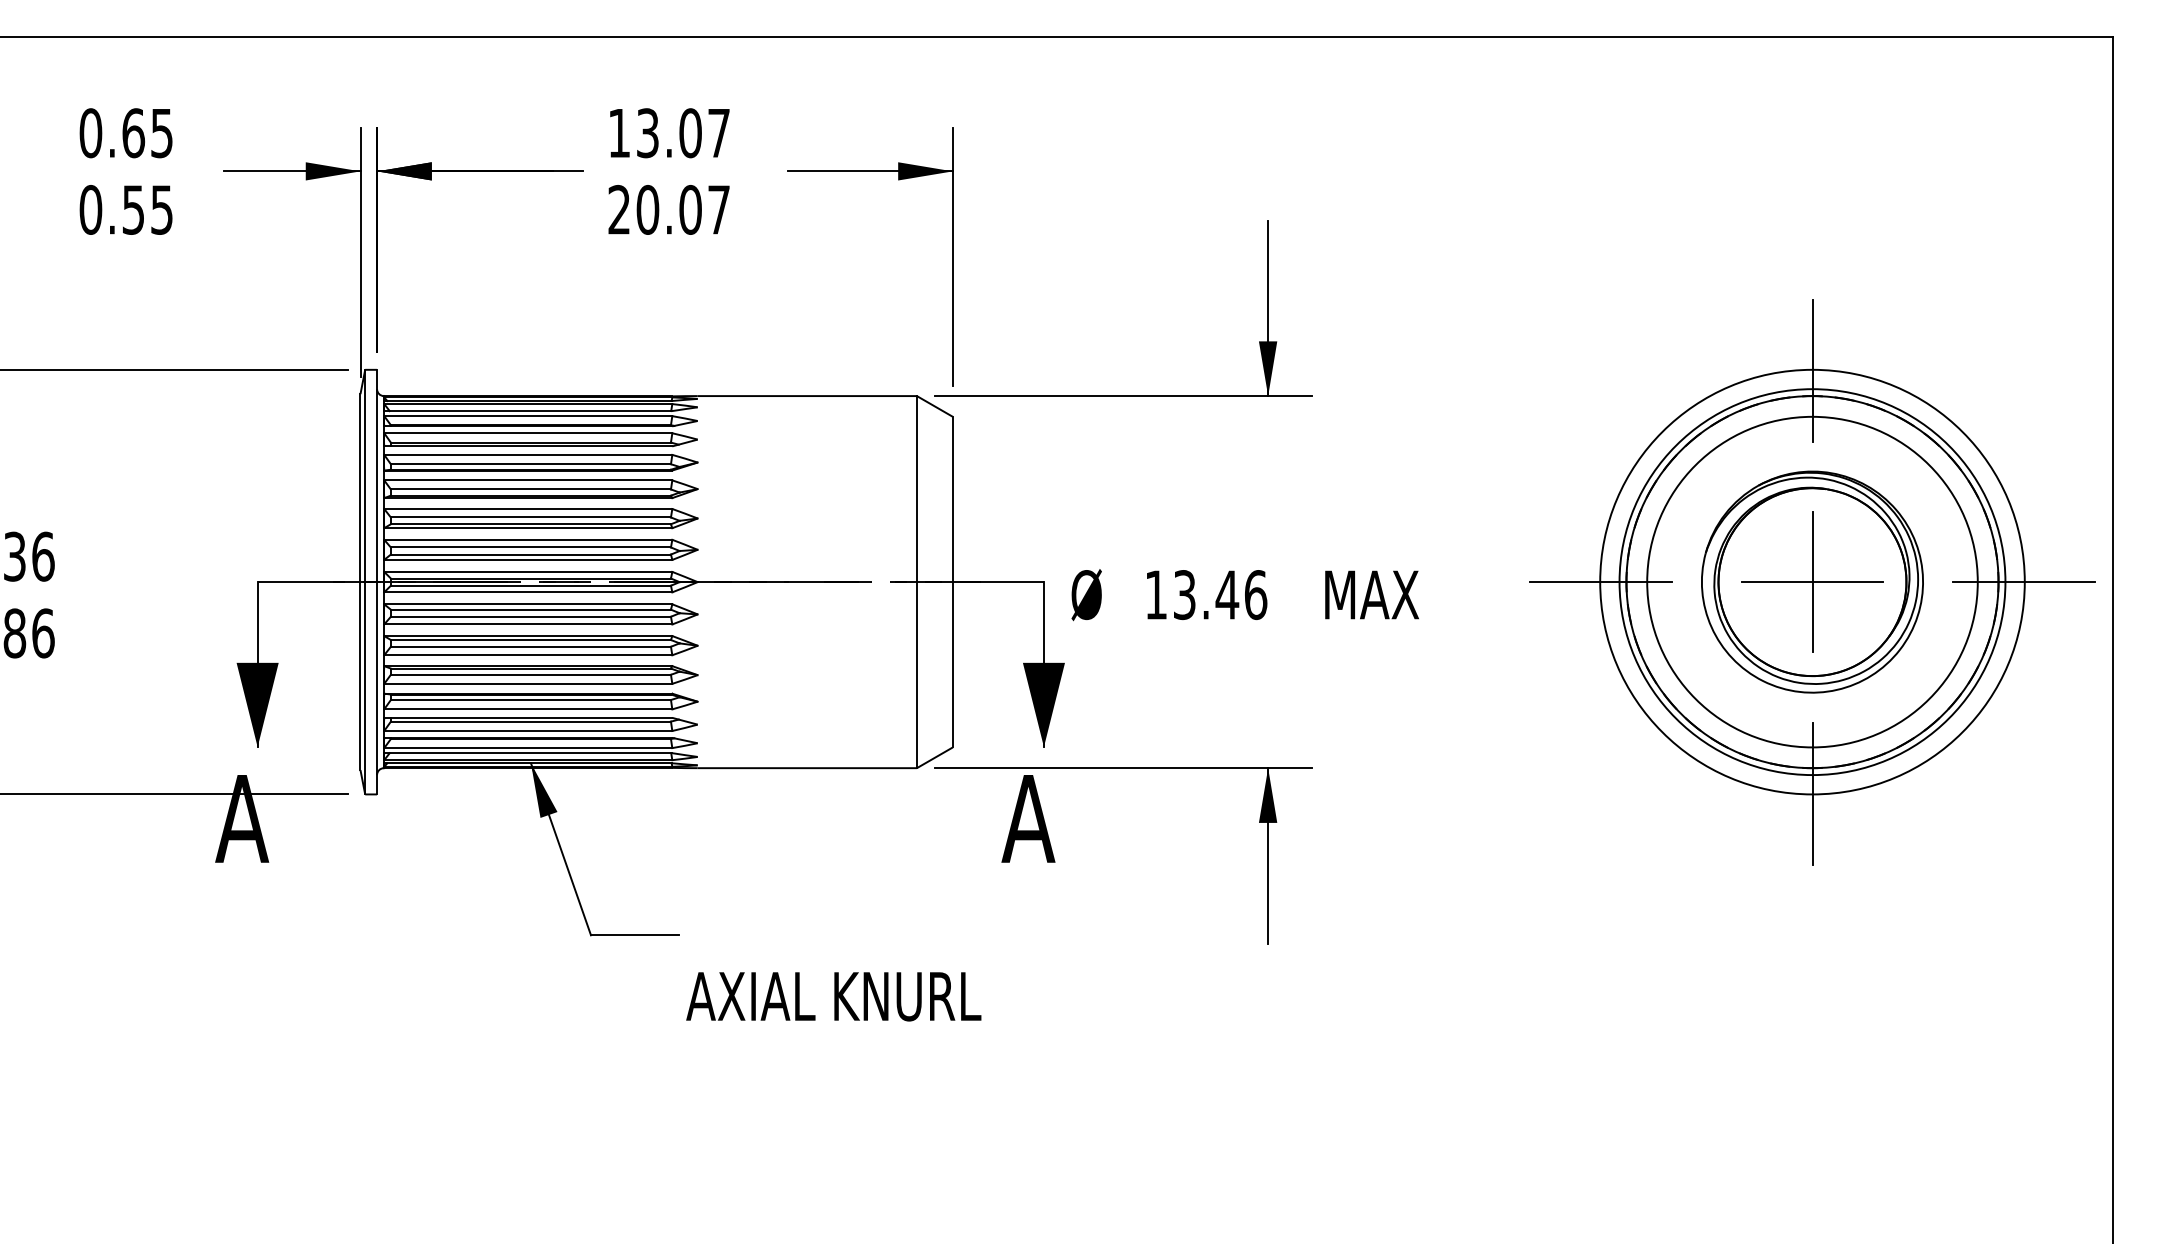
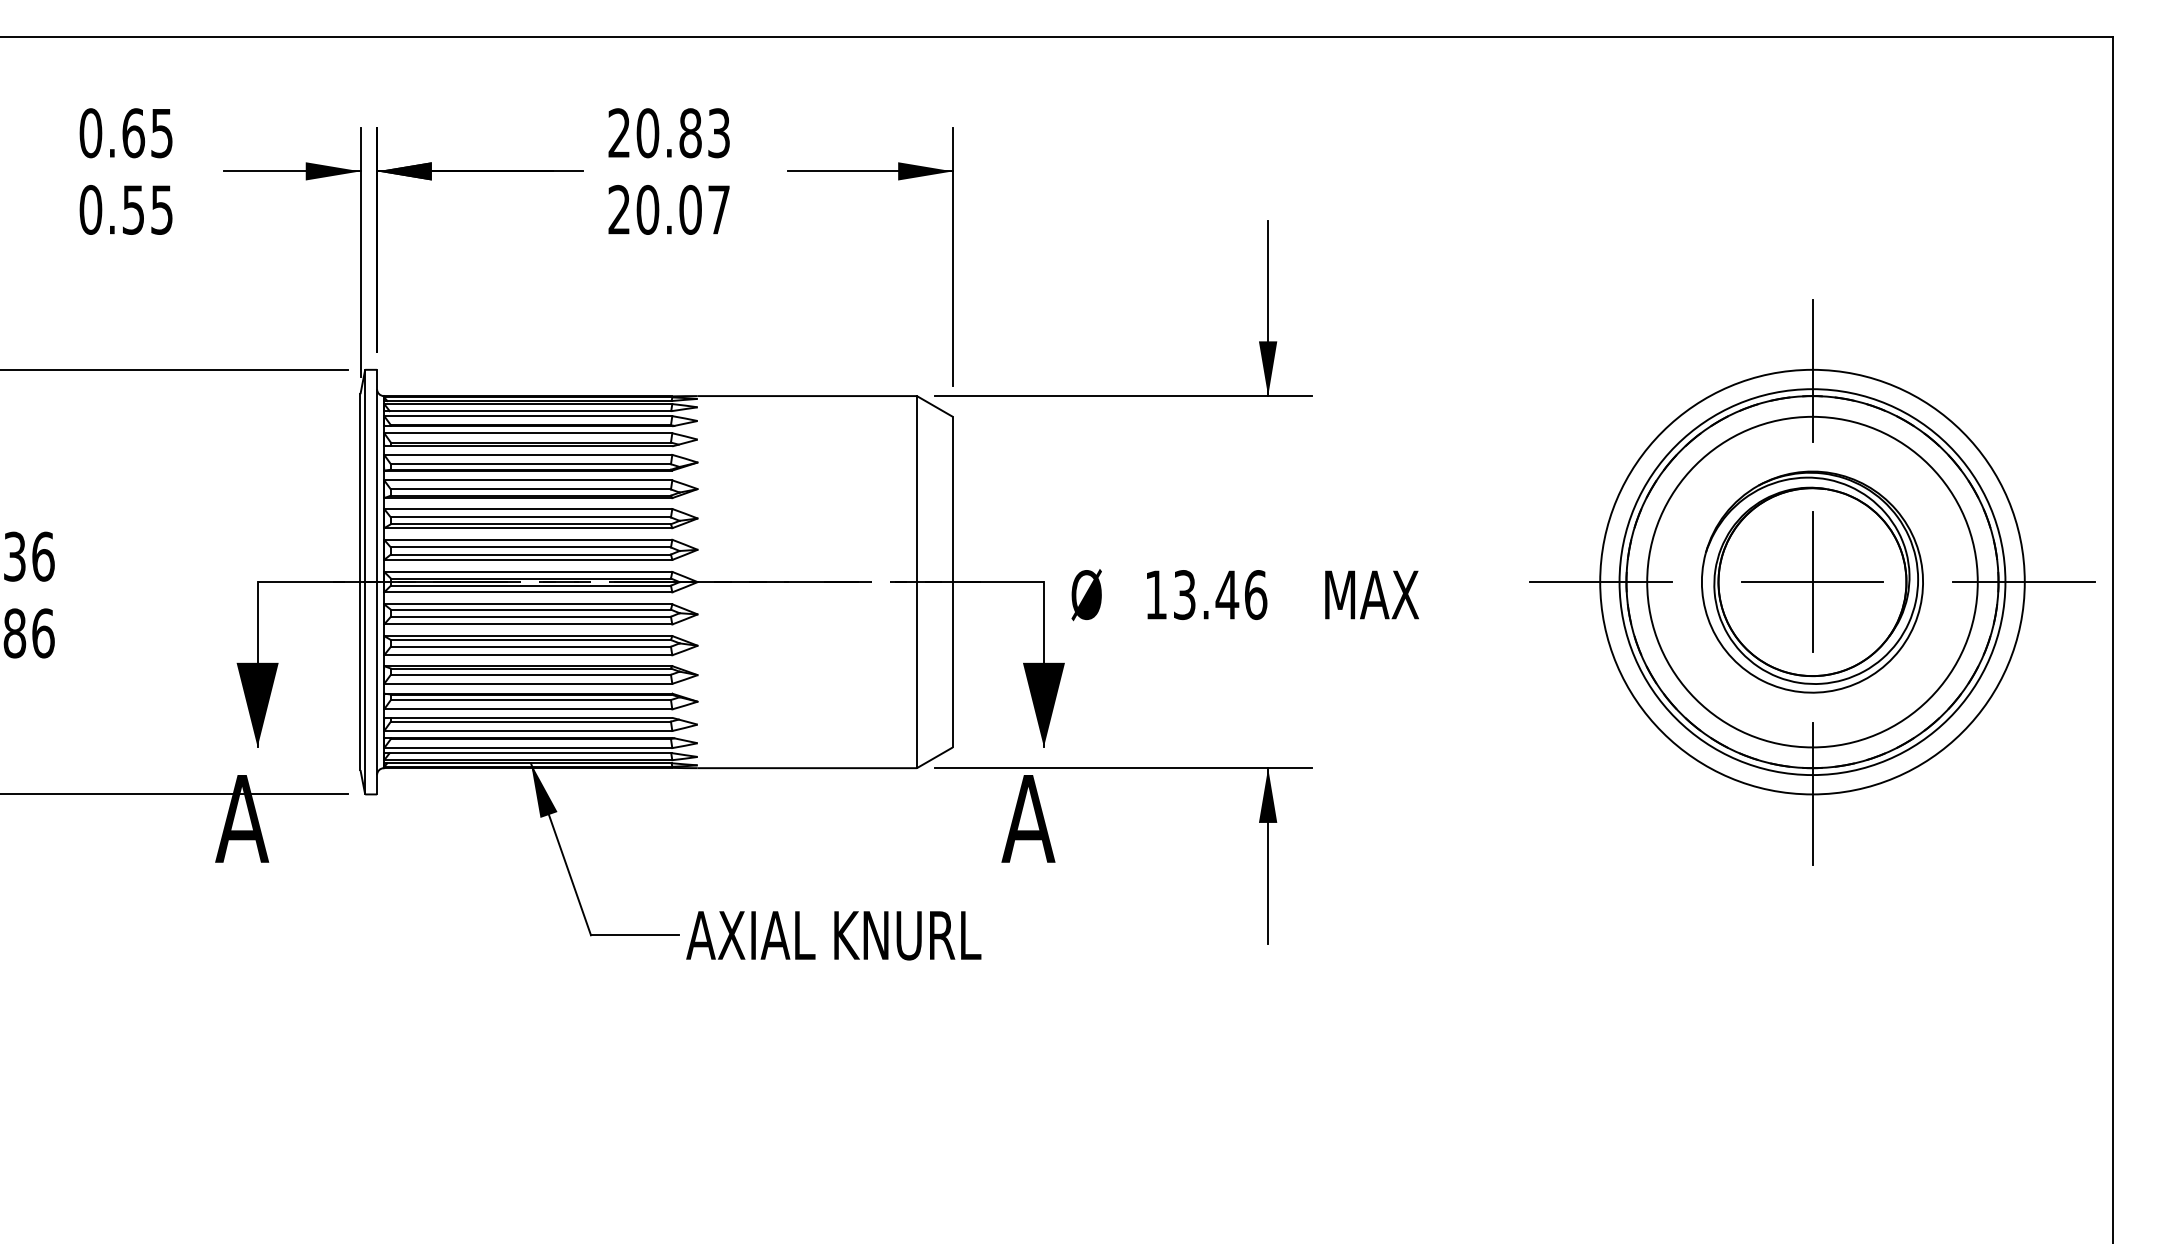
text: 13.07 -> 20.83 (668, 133)
text position: (833, 996) -> (833, 935) (833, 935)
